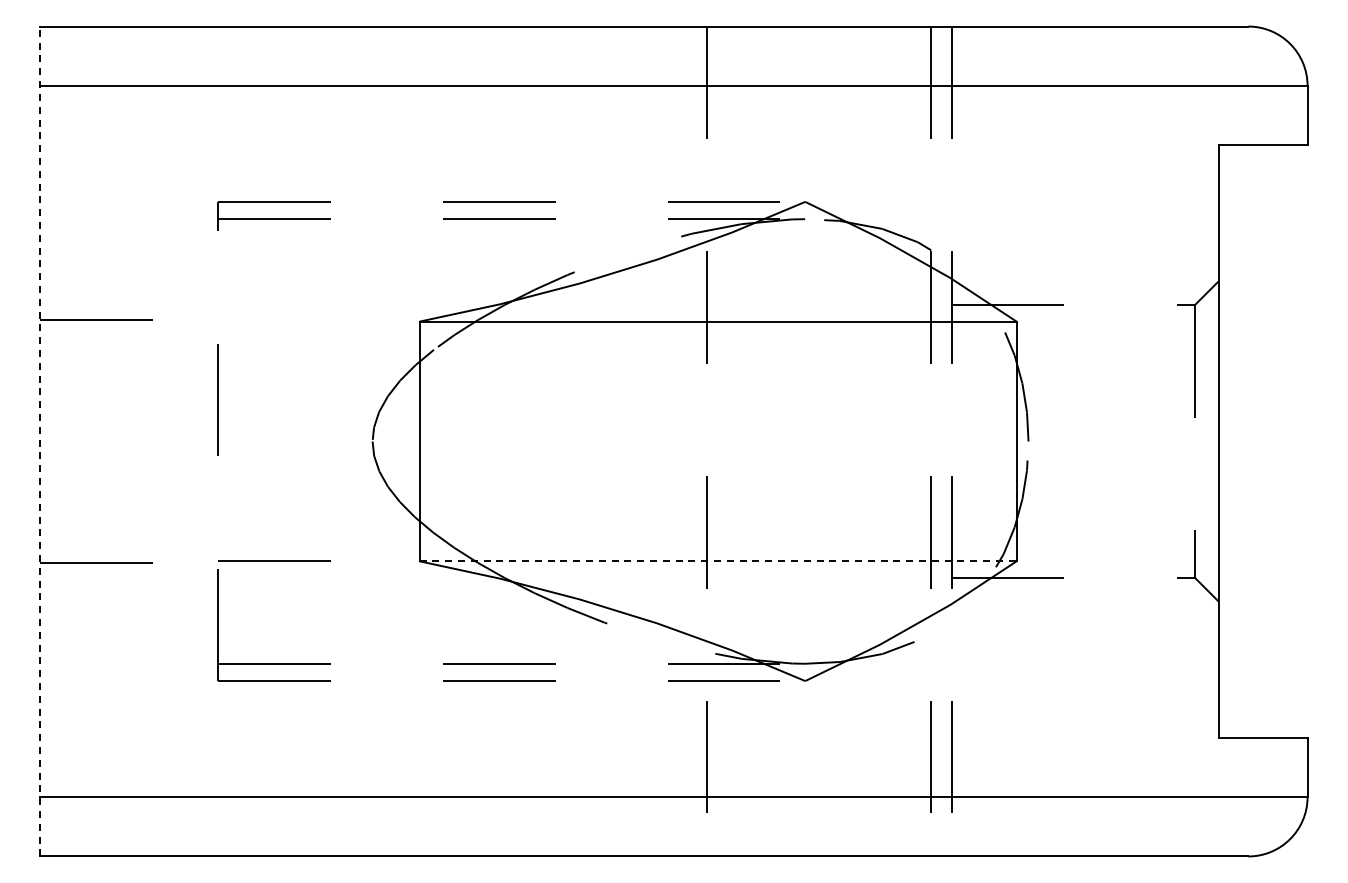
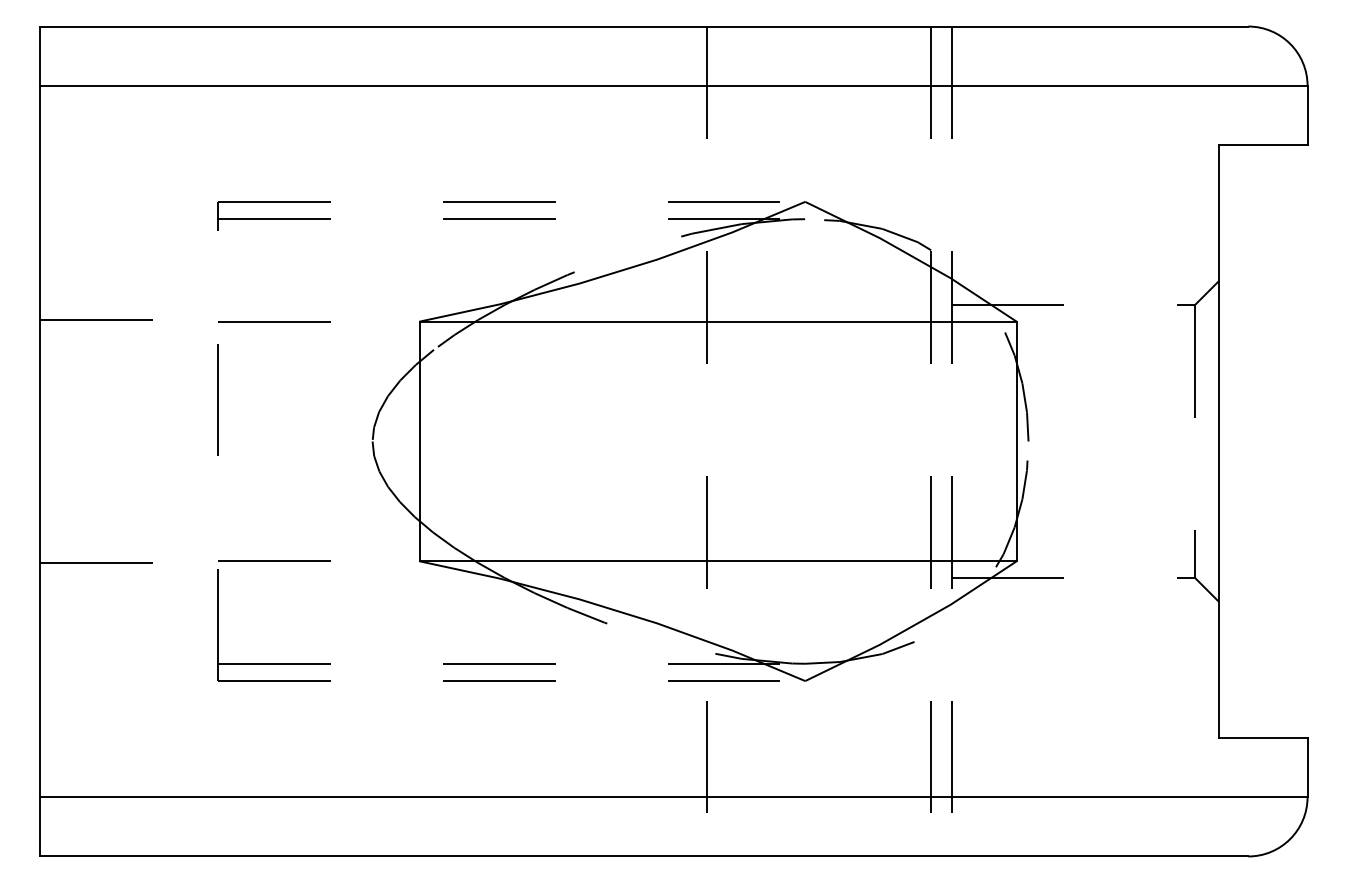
line: none -> present (274, 321)
line: dashed -> solid (40, 441)
line: dashed -> solid (718, 561)
